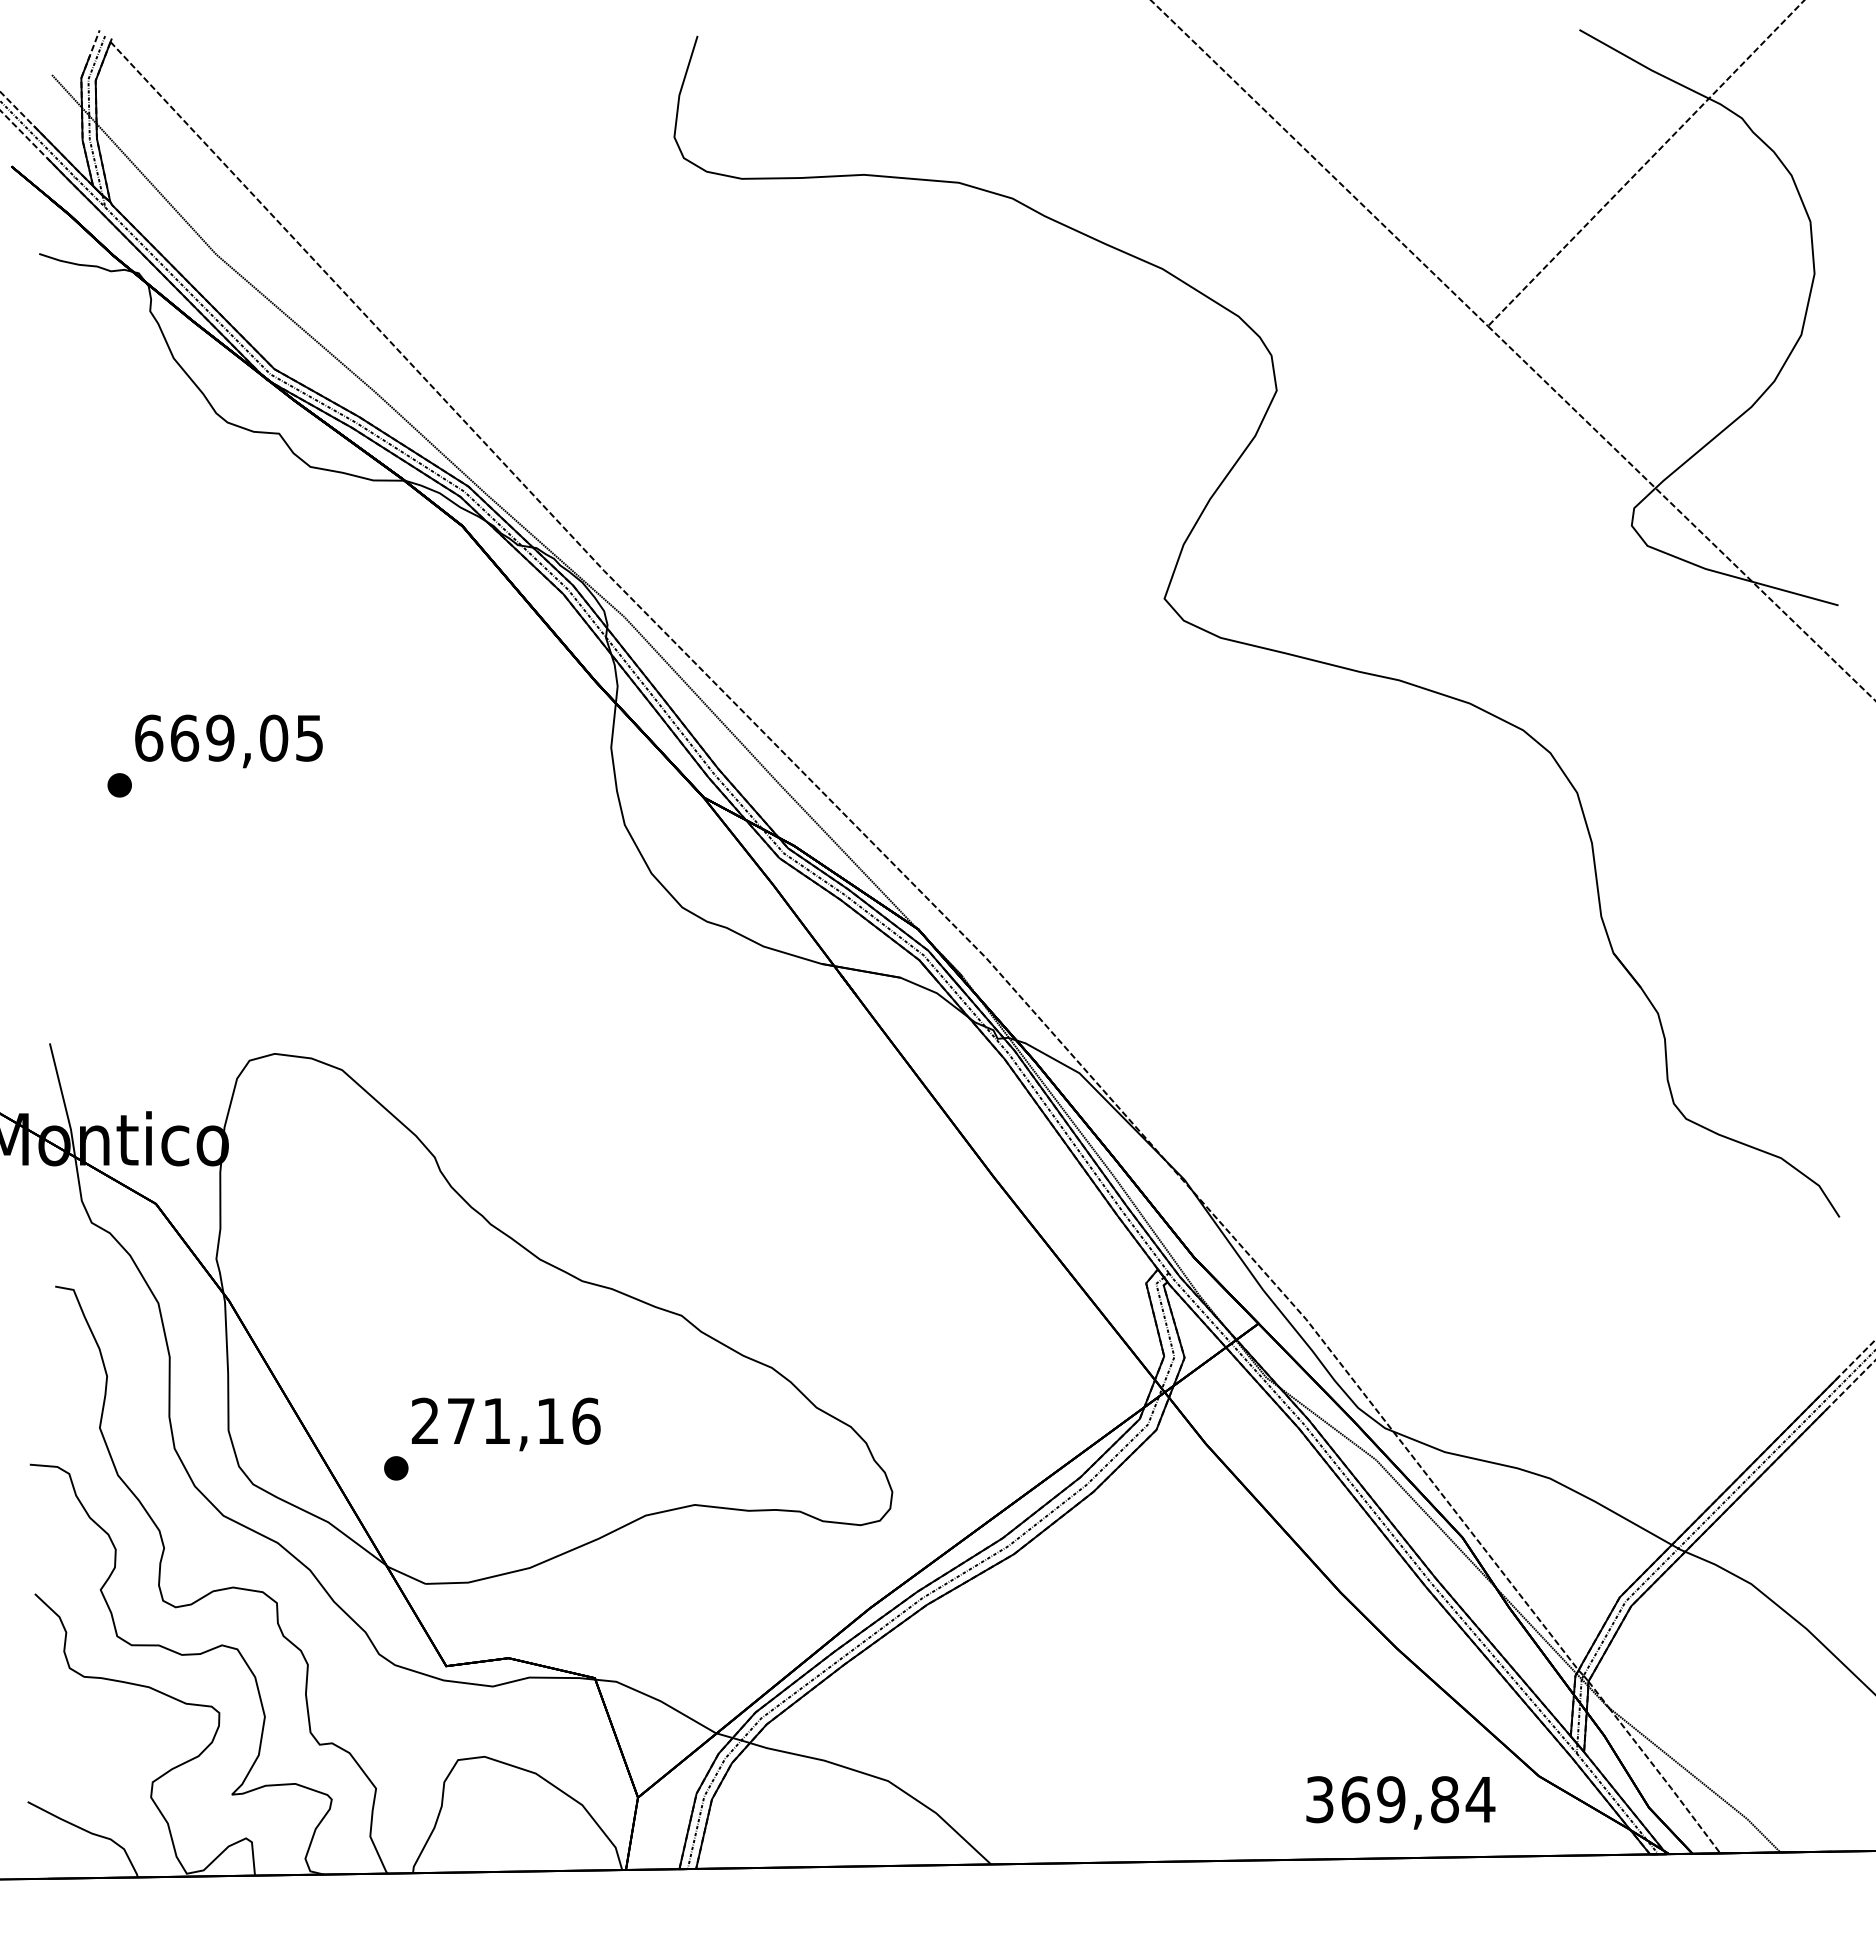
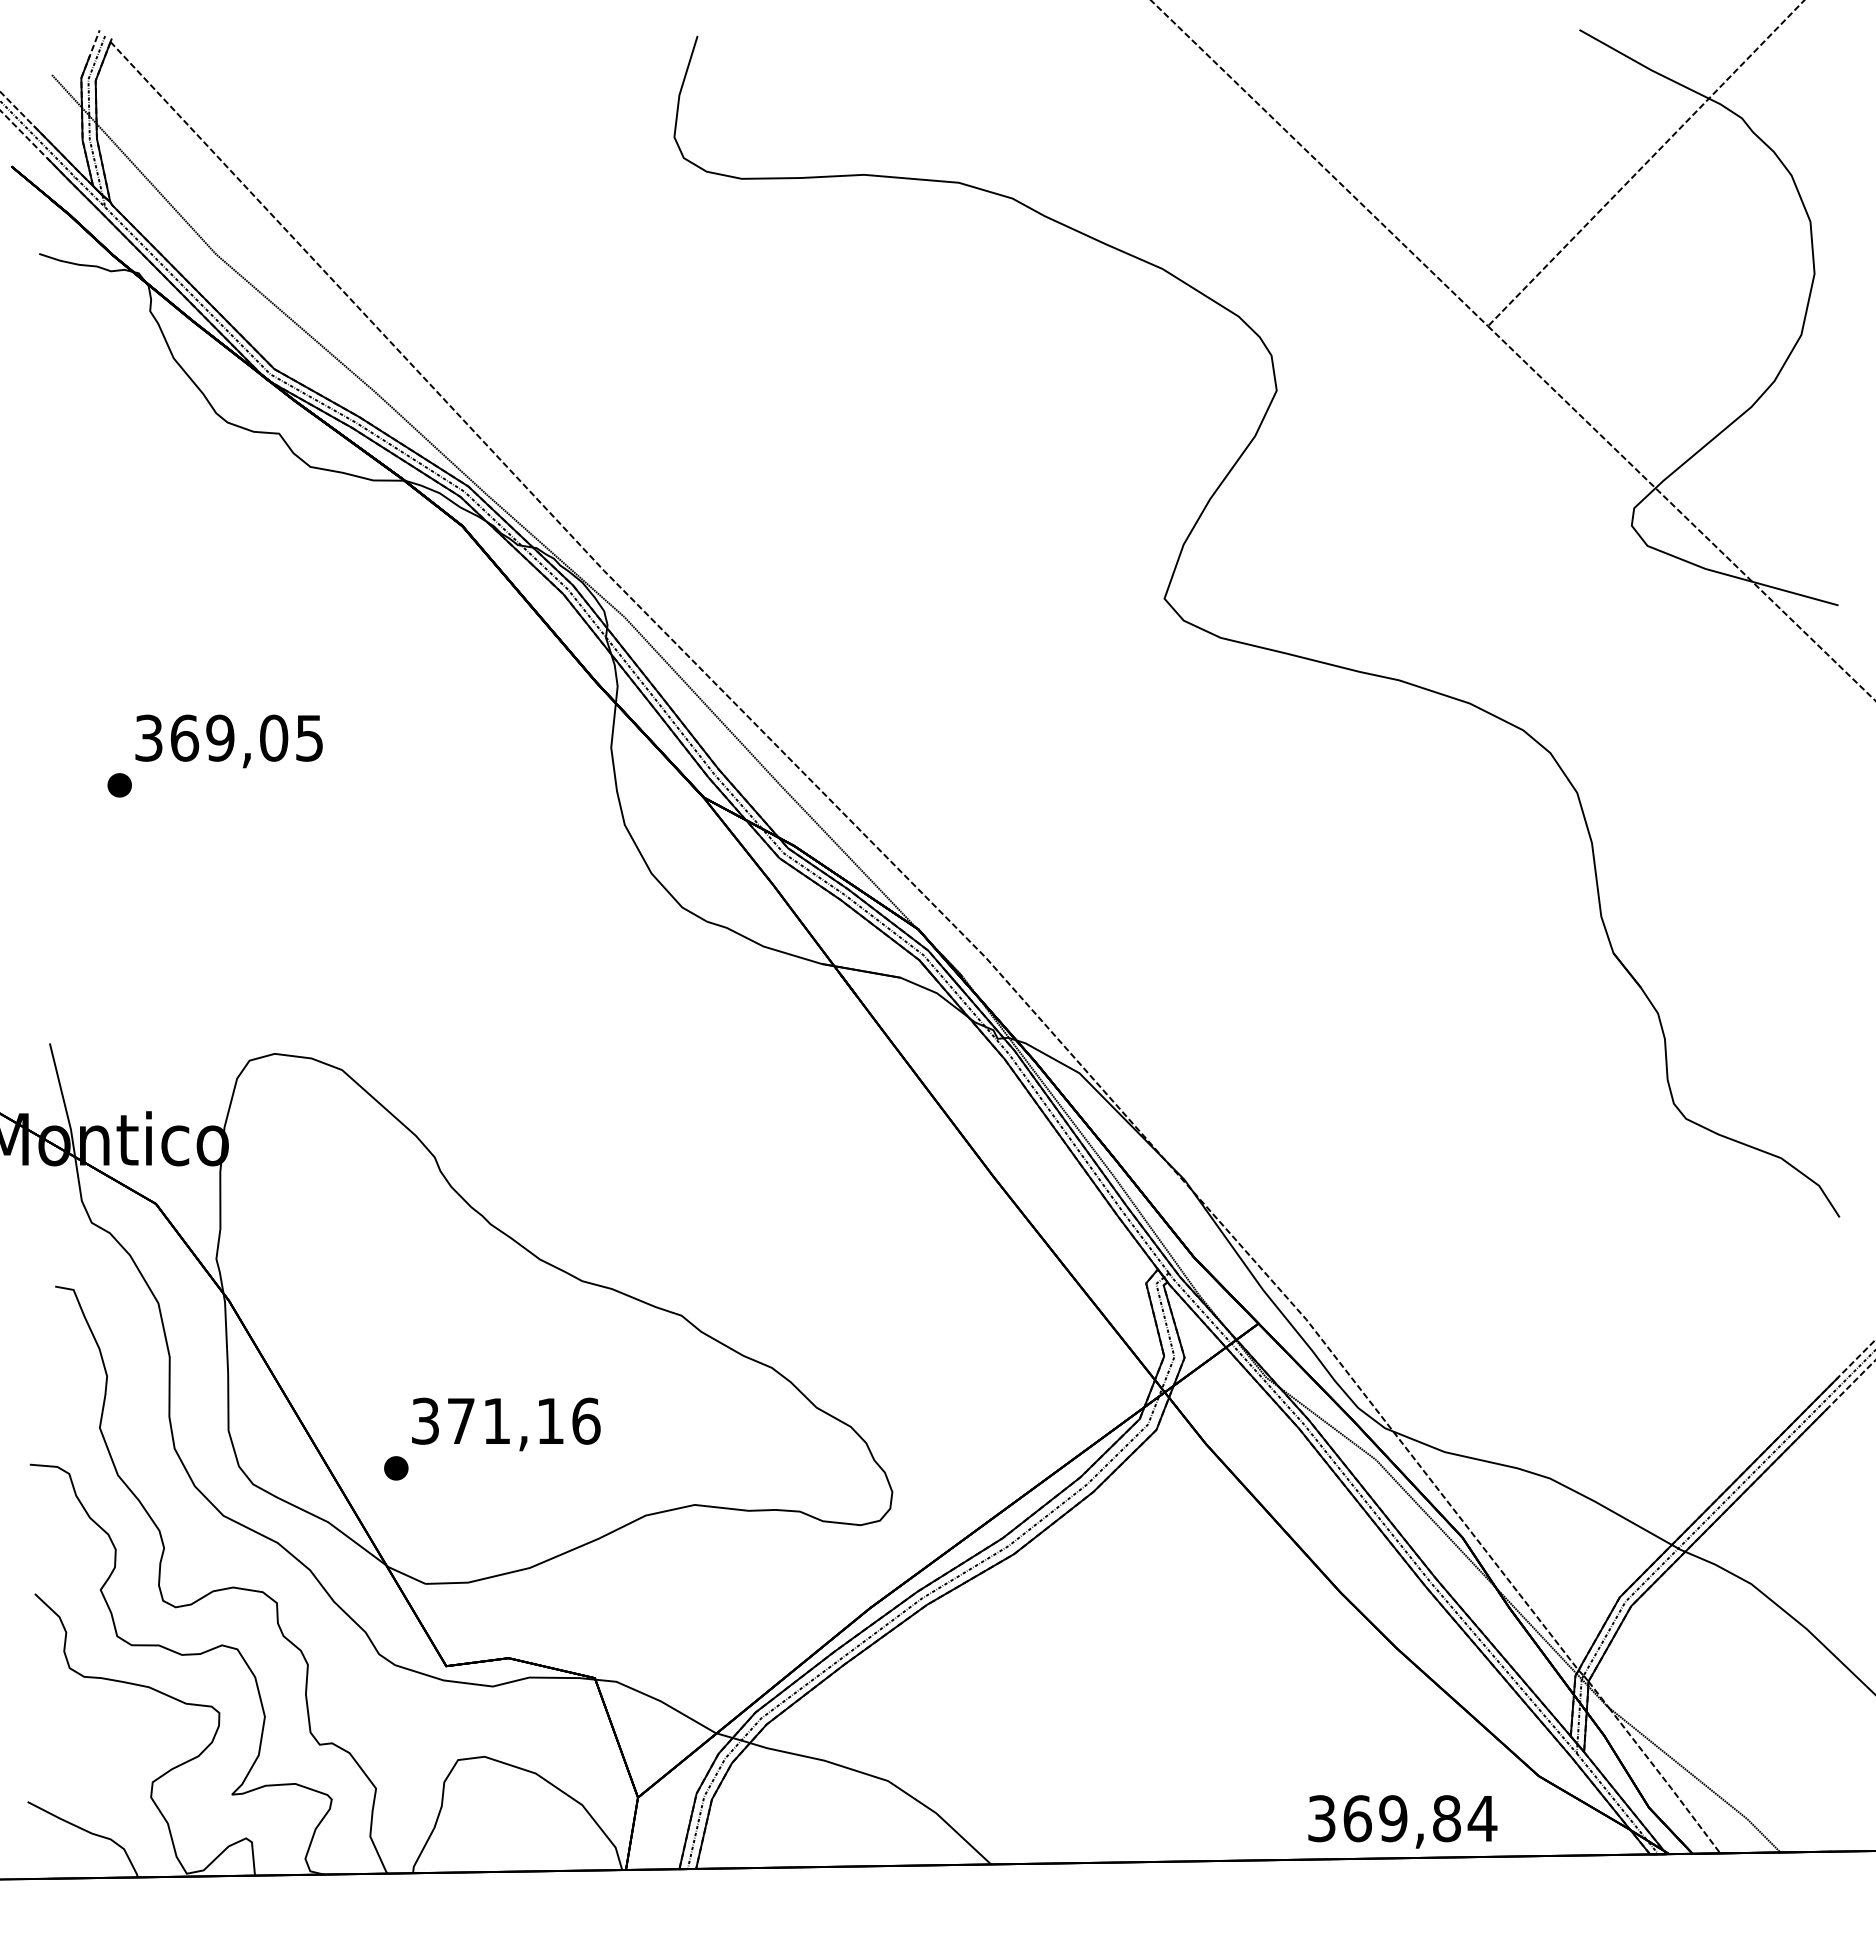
text: 669,05 -> 369,05 (149, 737)
text: 271,16 -> 371,16 (424, 1421)
text position: (1400, 1802) -> (1402, 1821) (1402, 1821)
